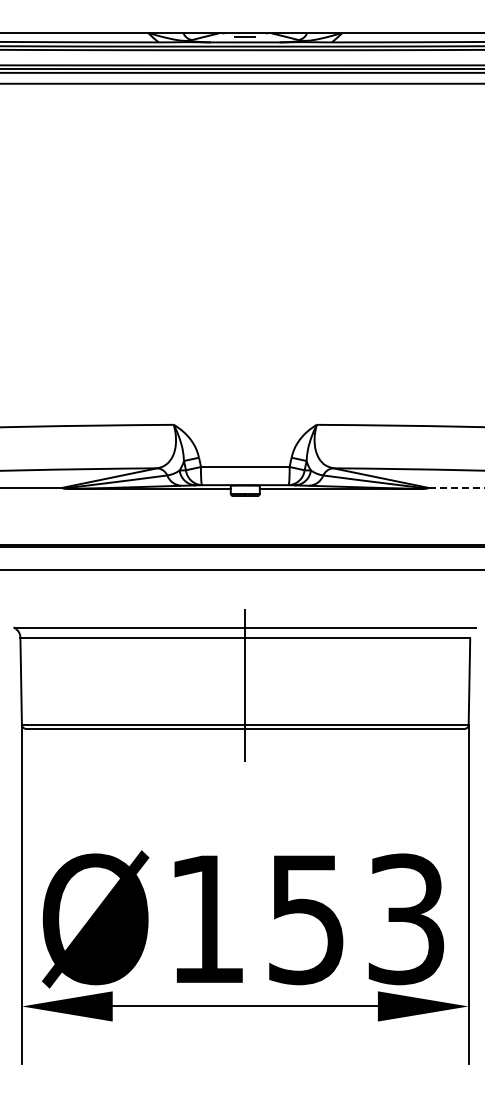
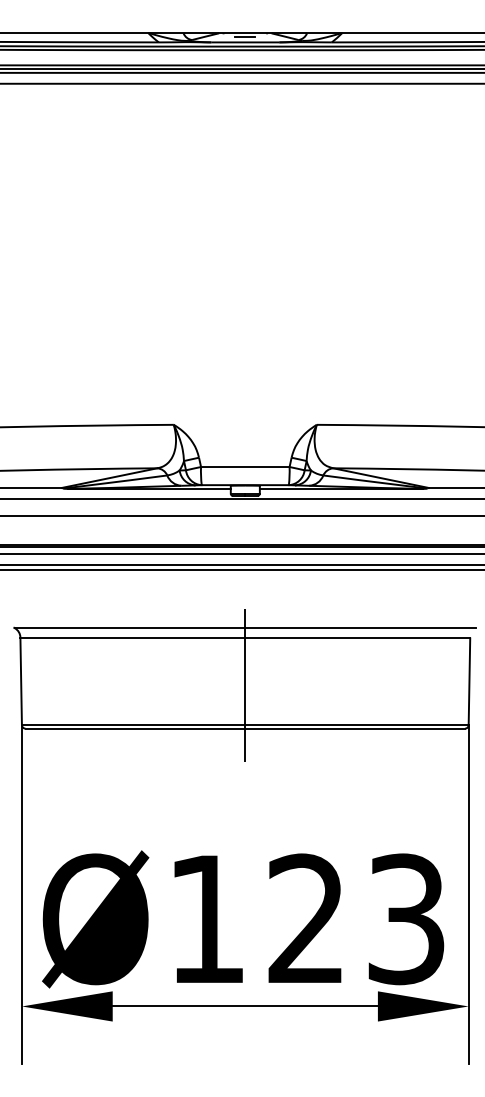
line: dashed -> solid (456, 487)
line: none -> present (241, 498)
line: none -> present (241, 516)
line: none -> present (241, 553)
line: none -> present (241, 565)
text: Ø153 -> Ø123 (305, 919)
